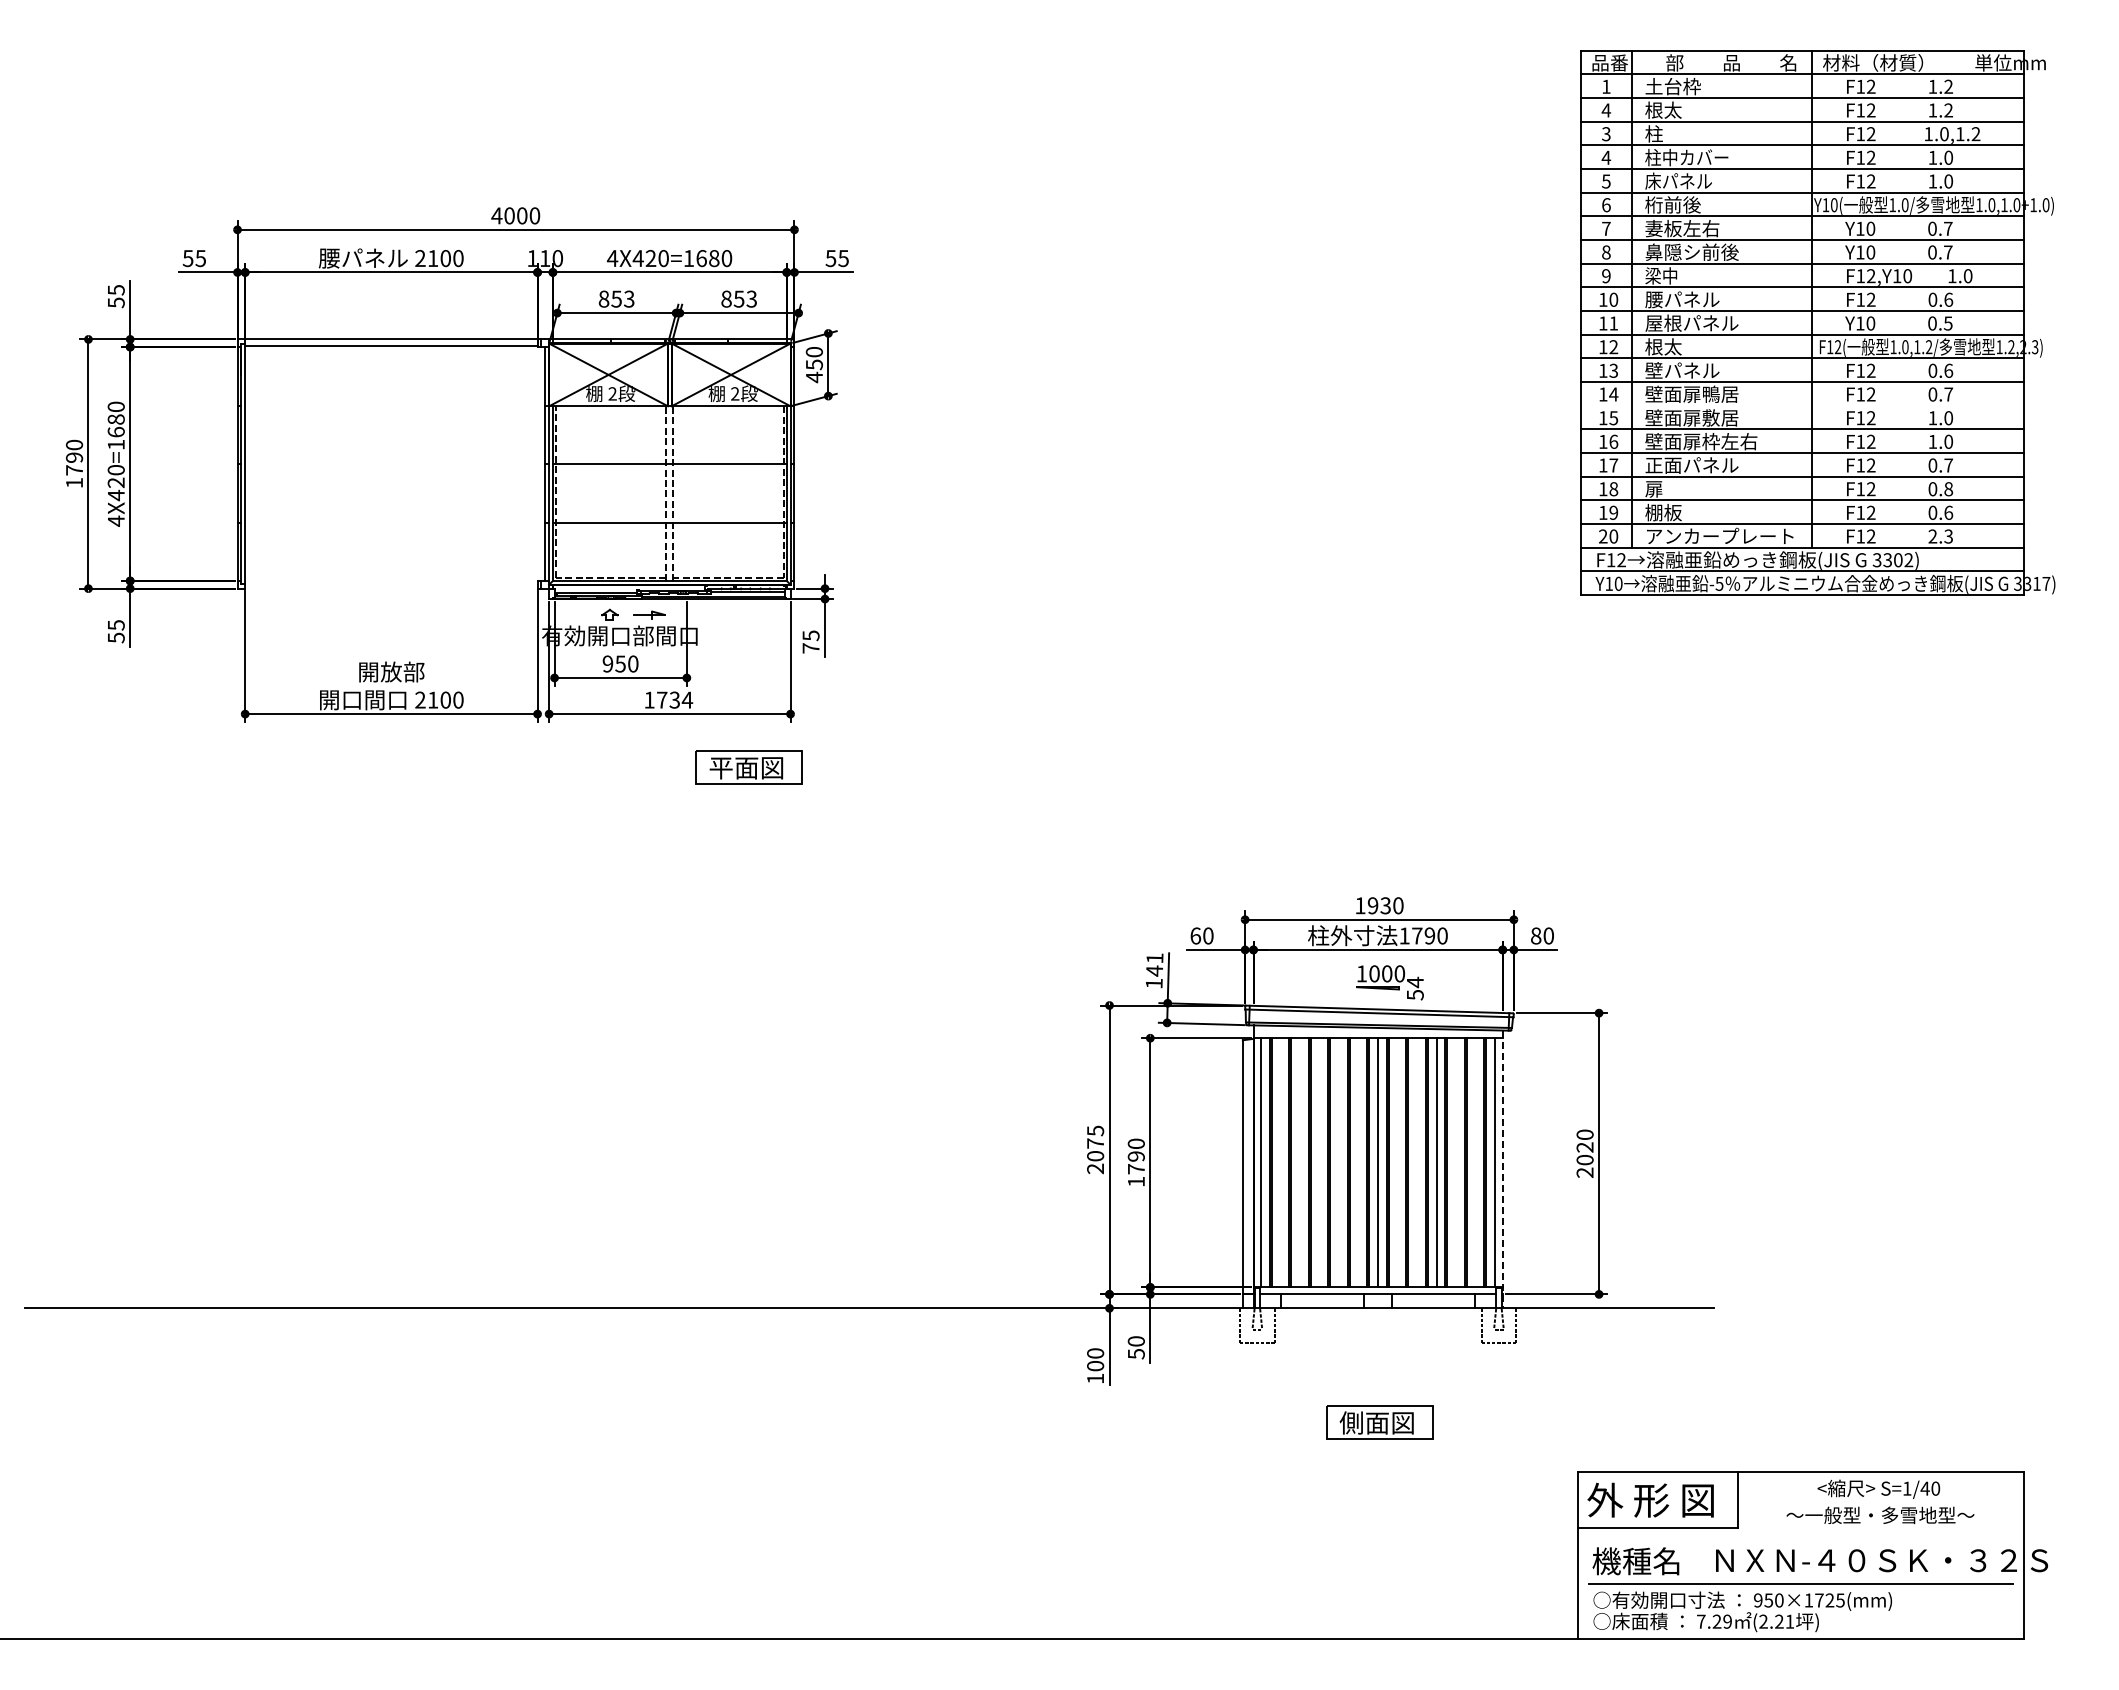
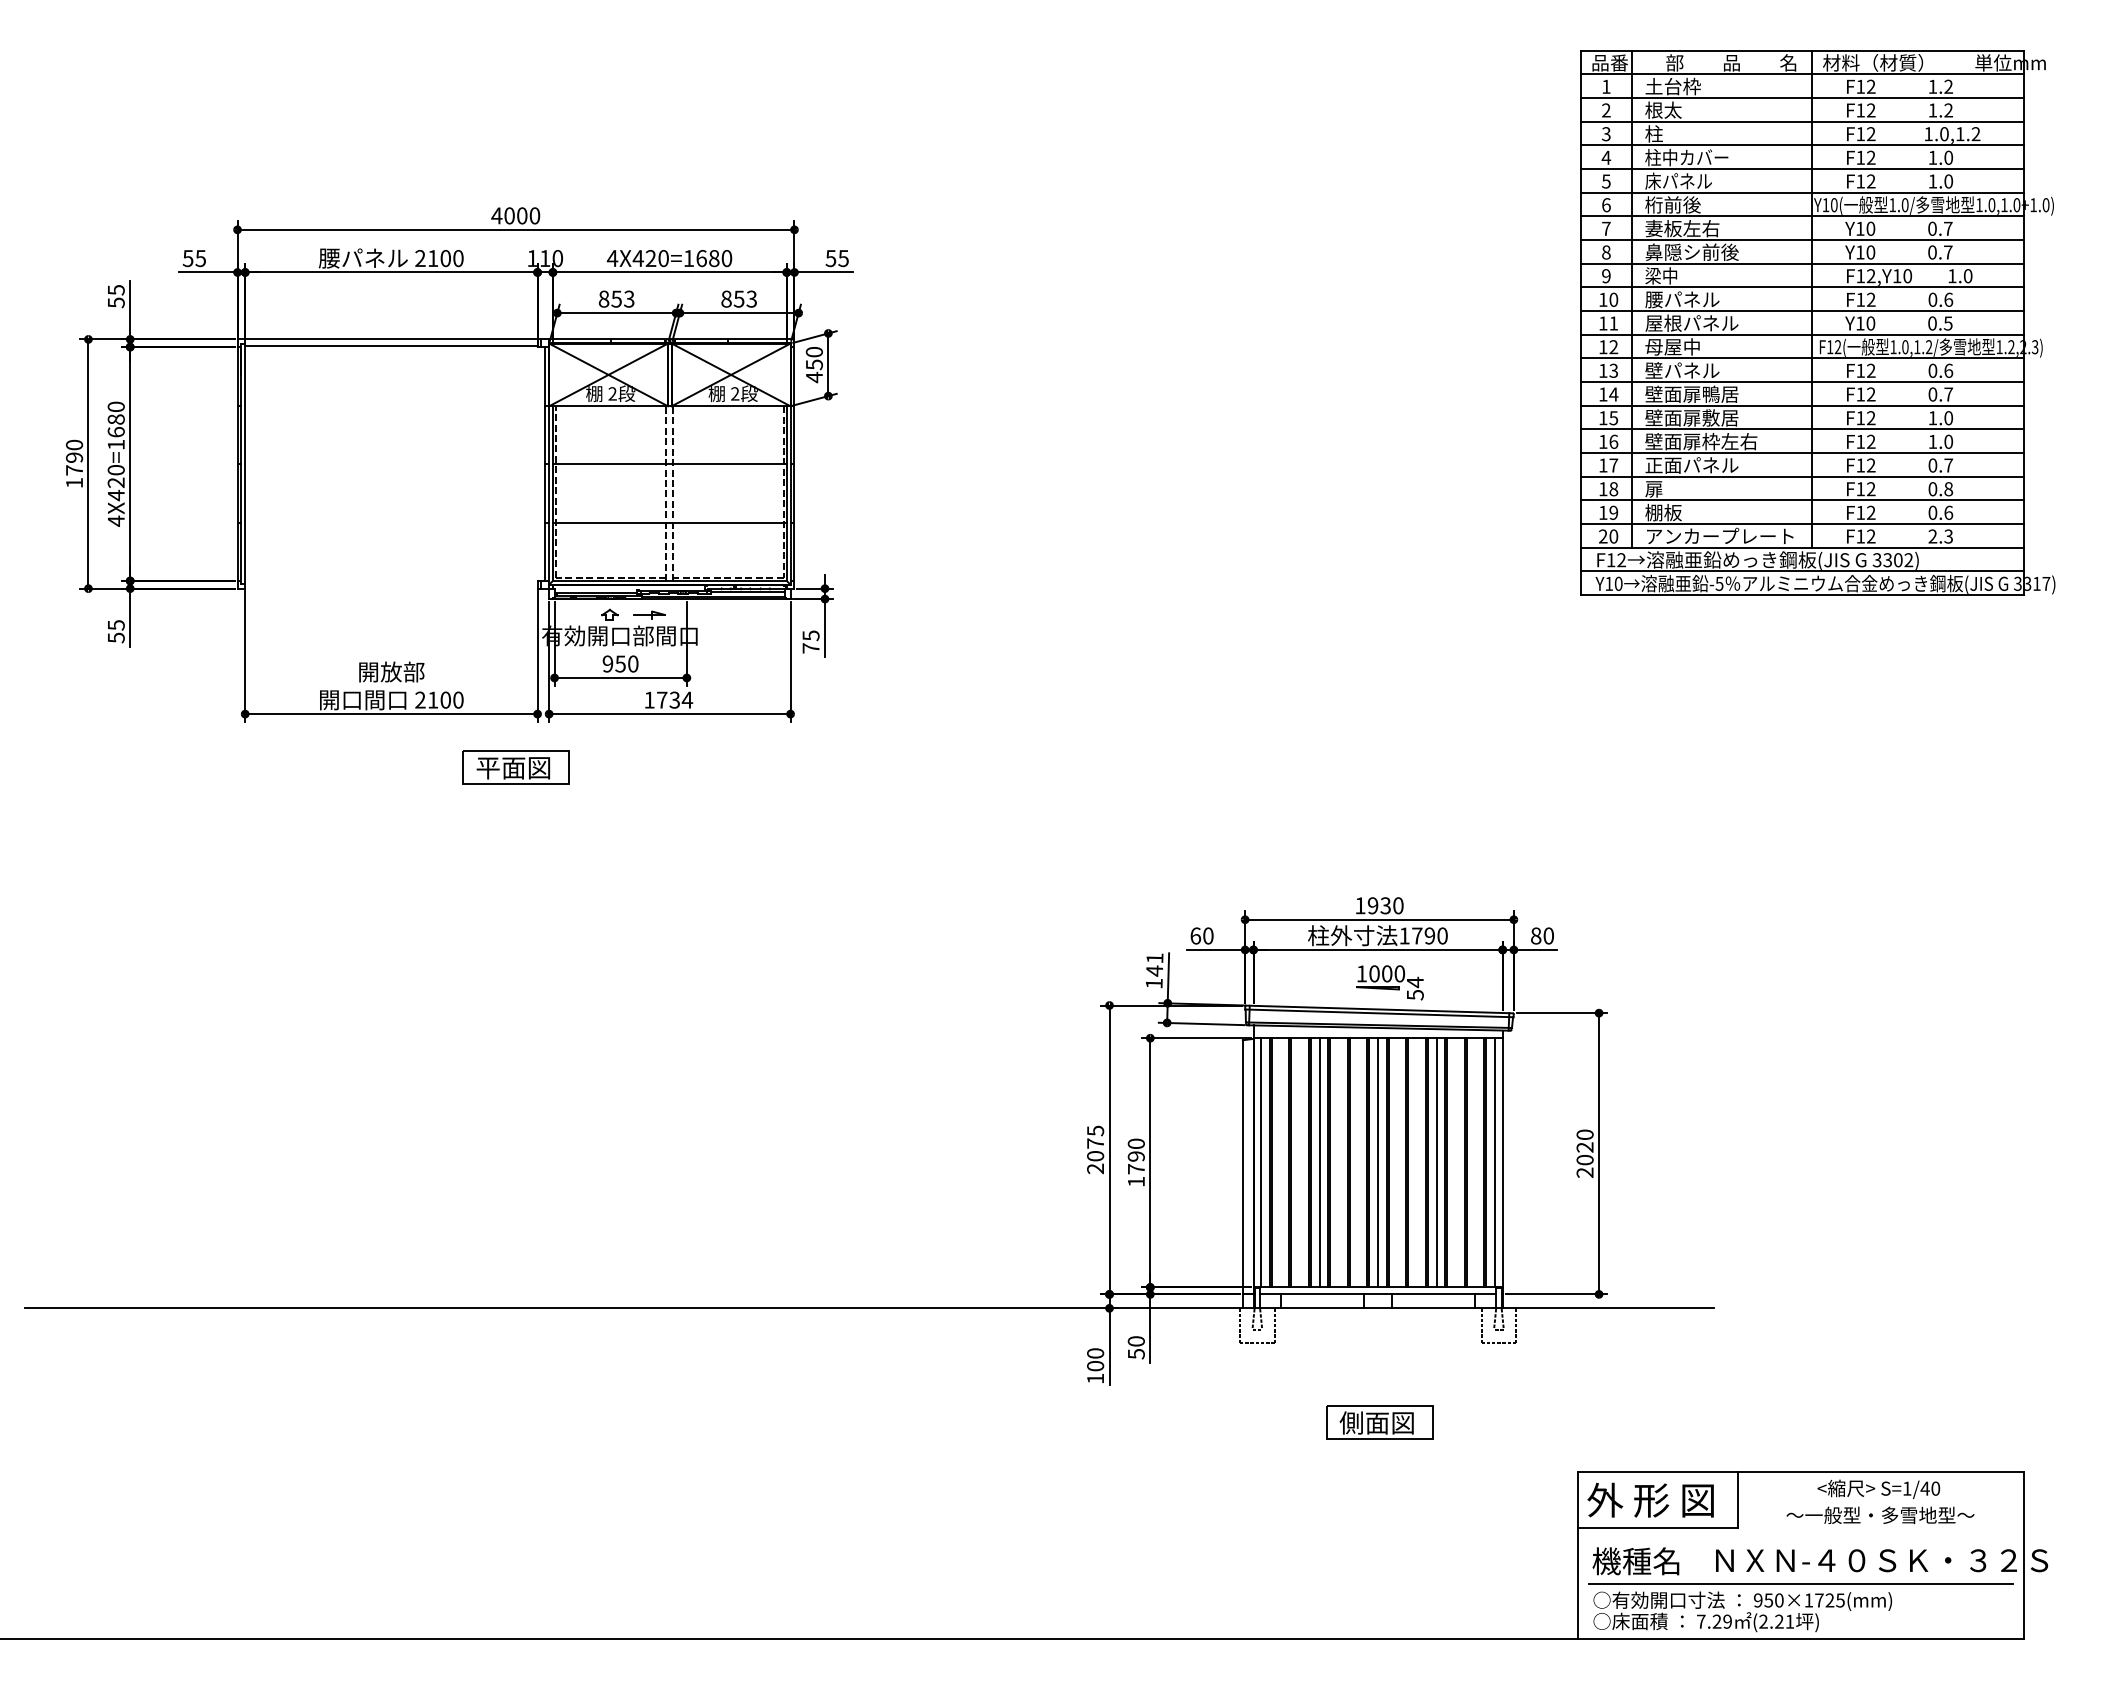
text: 4 -> 2 (1606, 110)
text: 根太 -> 母屋中 (1672, 346)
line: none -> present (1802, 405)
part position: (748, 767) -> (515, 767) (515, 767)
line: none -> present (1319, 1162)
line: dashed -> solid (1502, 1169)
